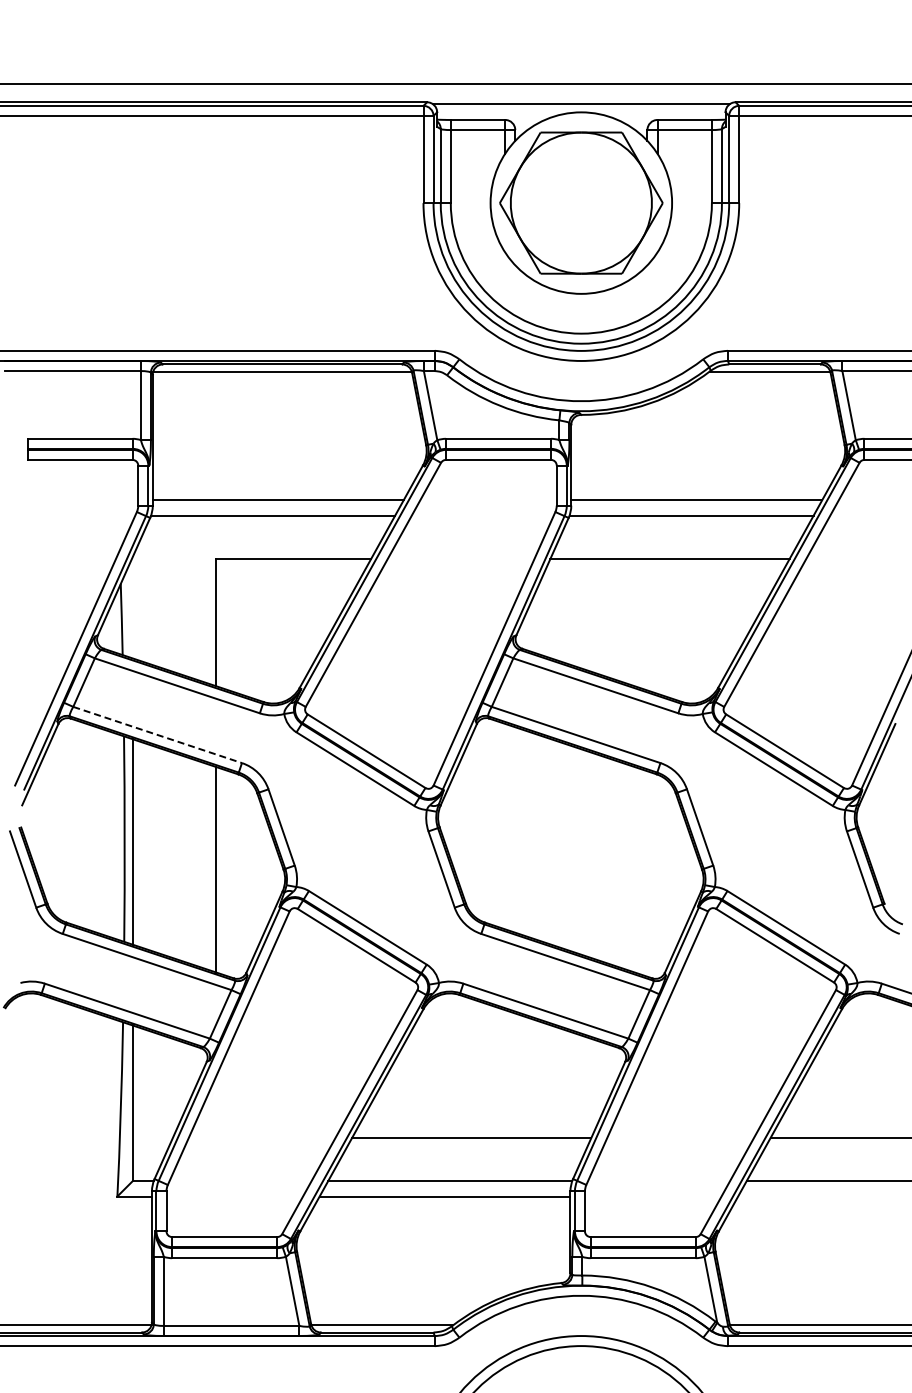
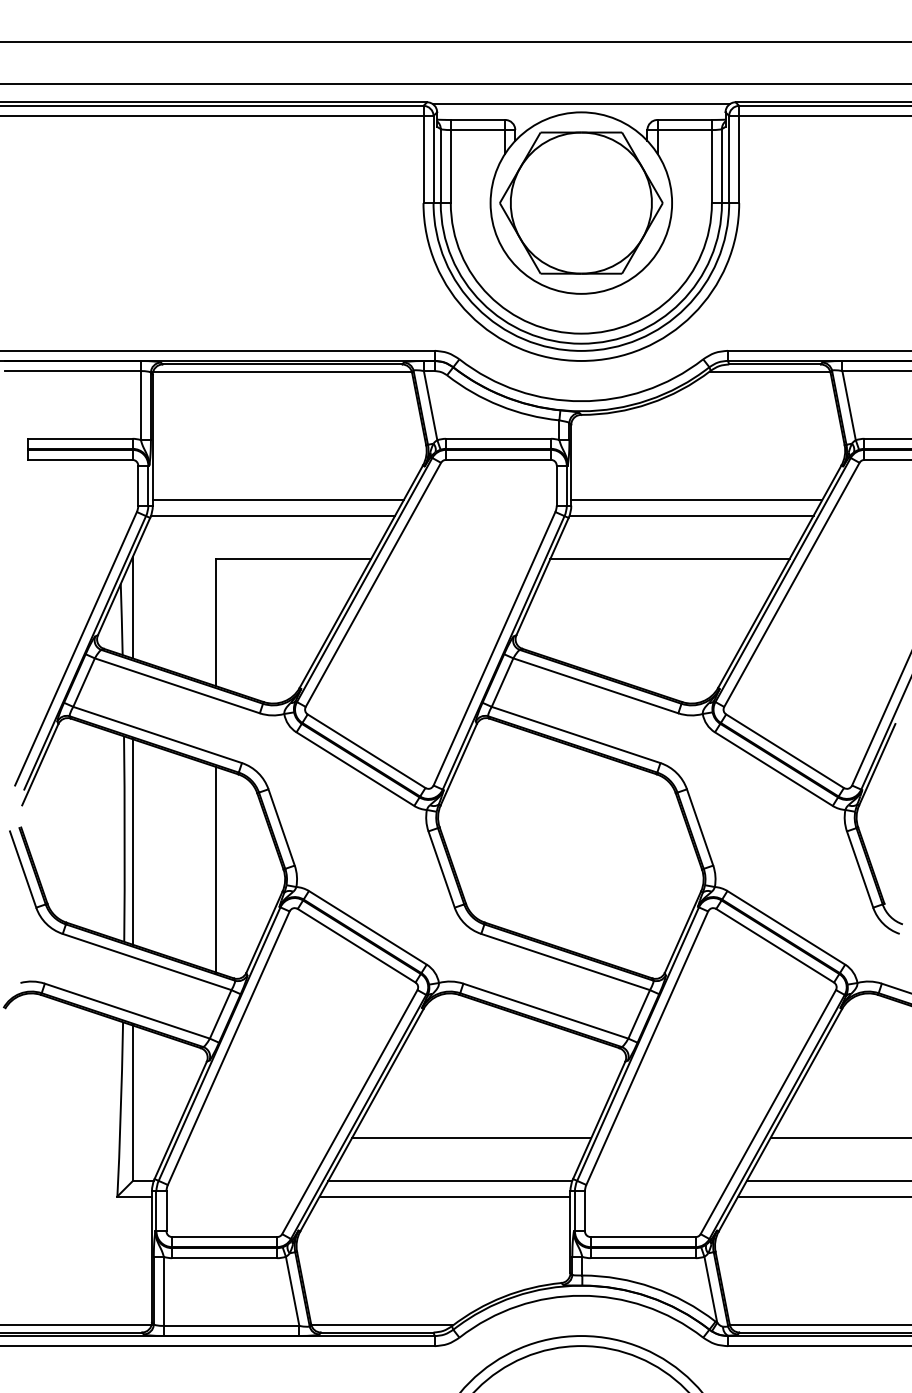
line: none -> present (455, 41)
line: none -> present (132, 607)
line: dashed -> solid (157, 734)
line: none -> present (823, 1196)
